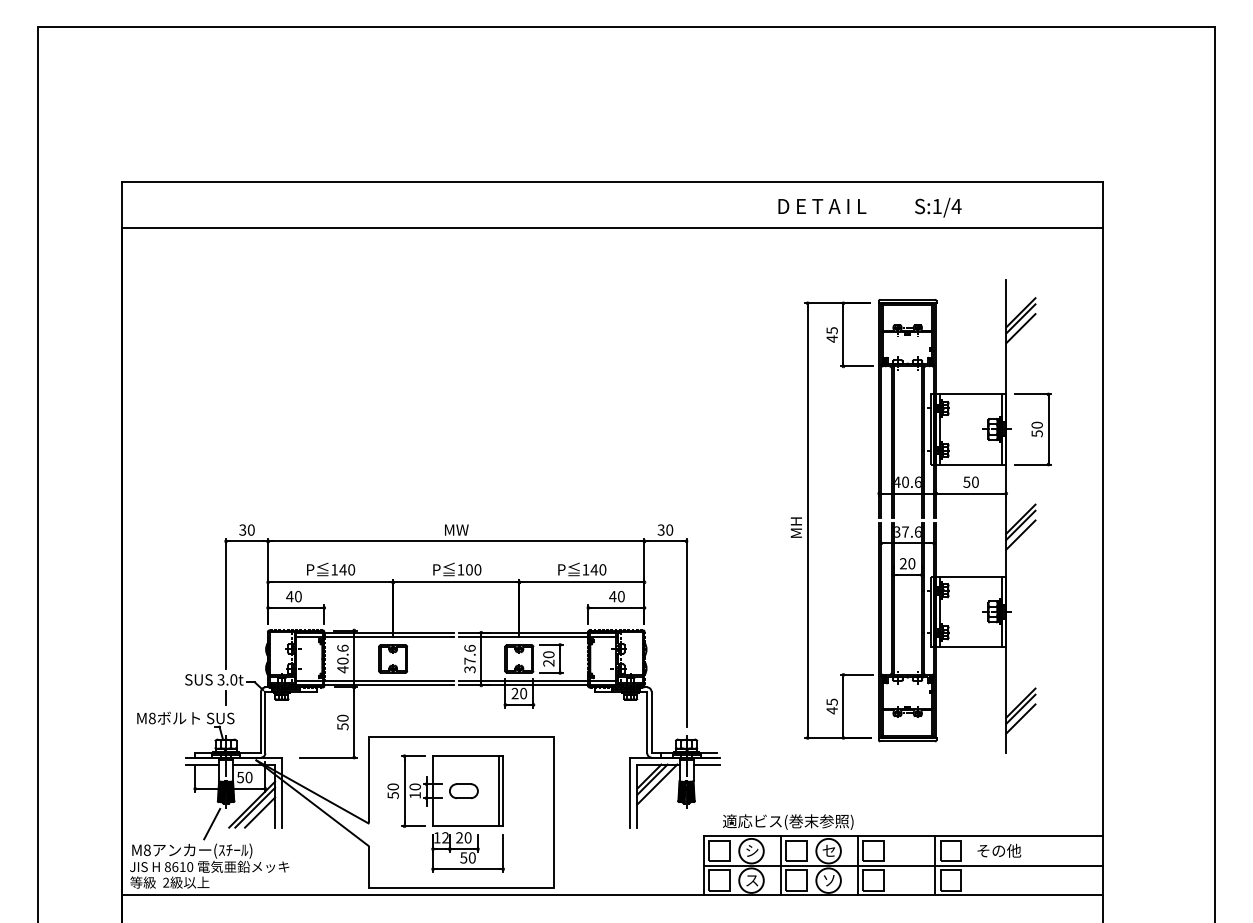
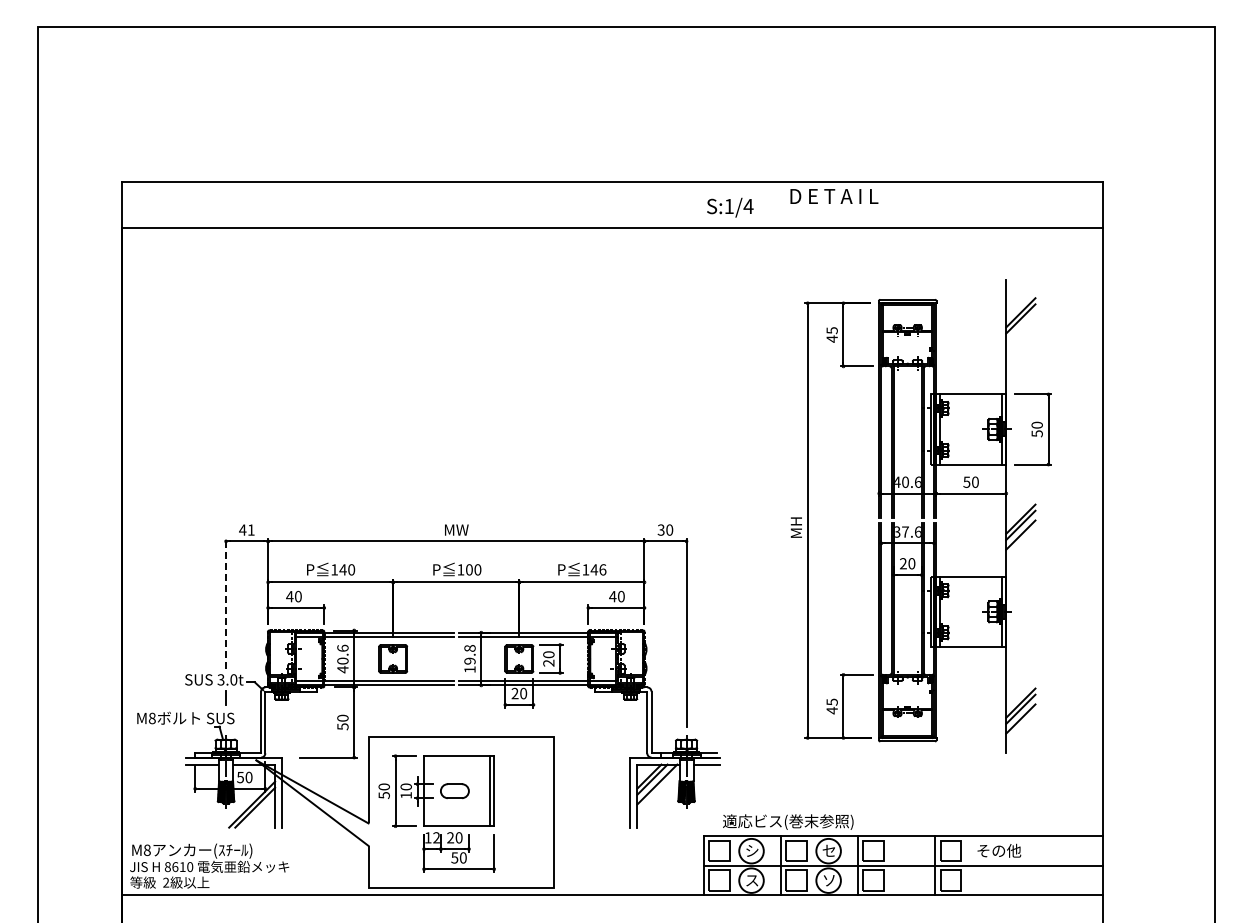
text position: (822, 206) -> (834, 196) (834, 196)
text position: (938, 207) -> (730, 207) (730, 207)
line: present -> none (1020, 328)
text: 30 -> 41 (246, 529)
text: 140 -> 146 (602, 569)
line: solid -> dashed (226, 603)
text: 37.6 -> 19.8 (469, 658)
line: present -> none (260, 812)
part position: (445, 813) -> (436, 813) (436, 813)
line: present -> none (212, 823)
